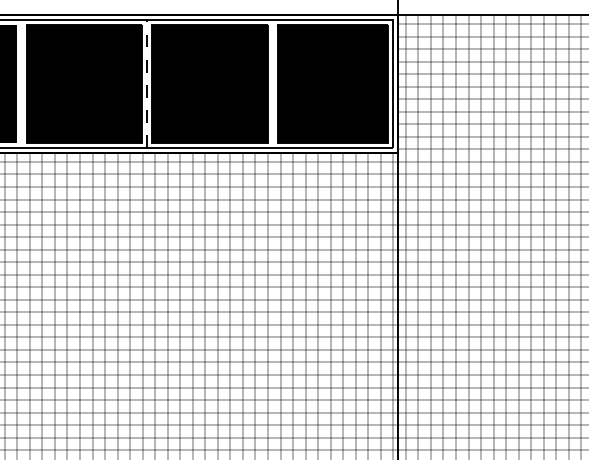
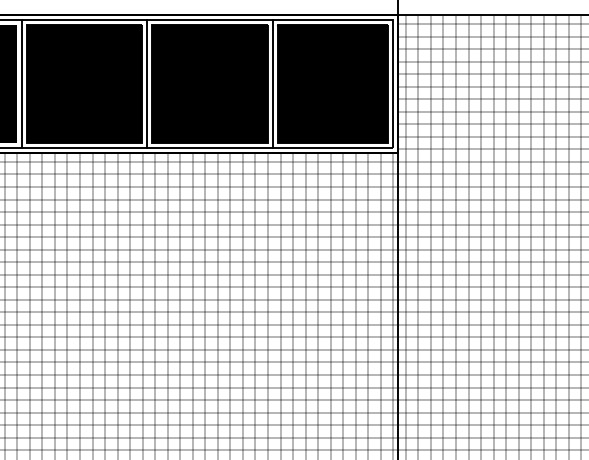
line: none -> present (21, 83)
line: dashed -> solid (147, 83)
line: none -> present (272, 83)
